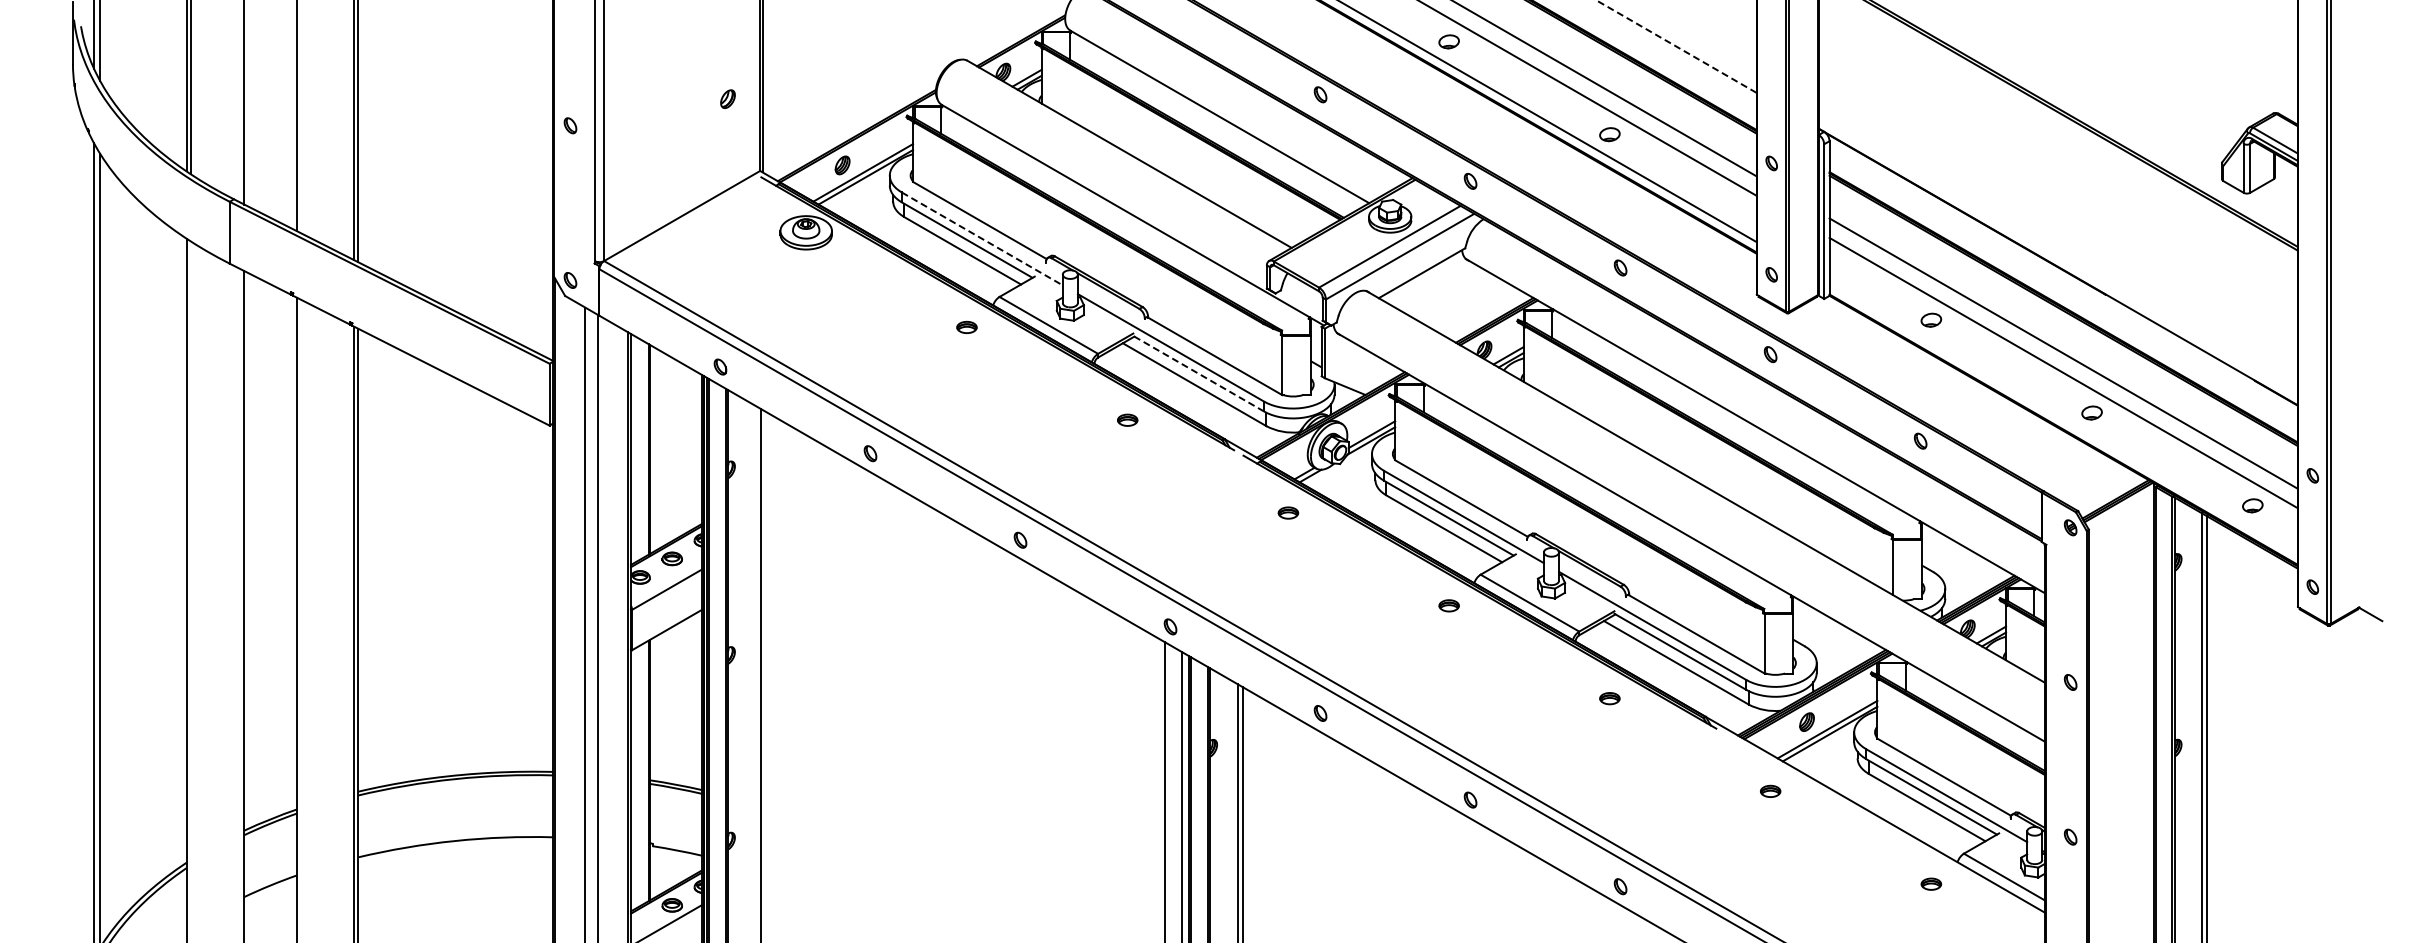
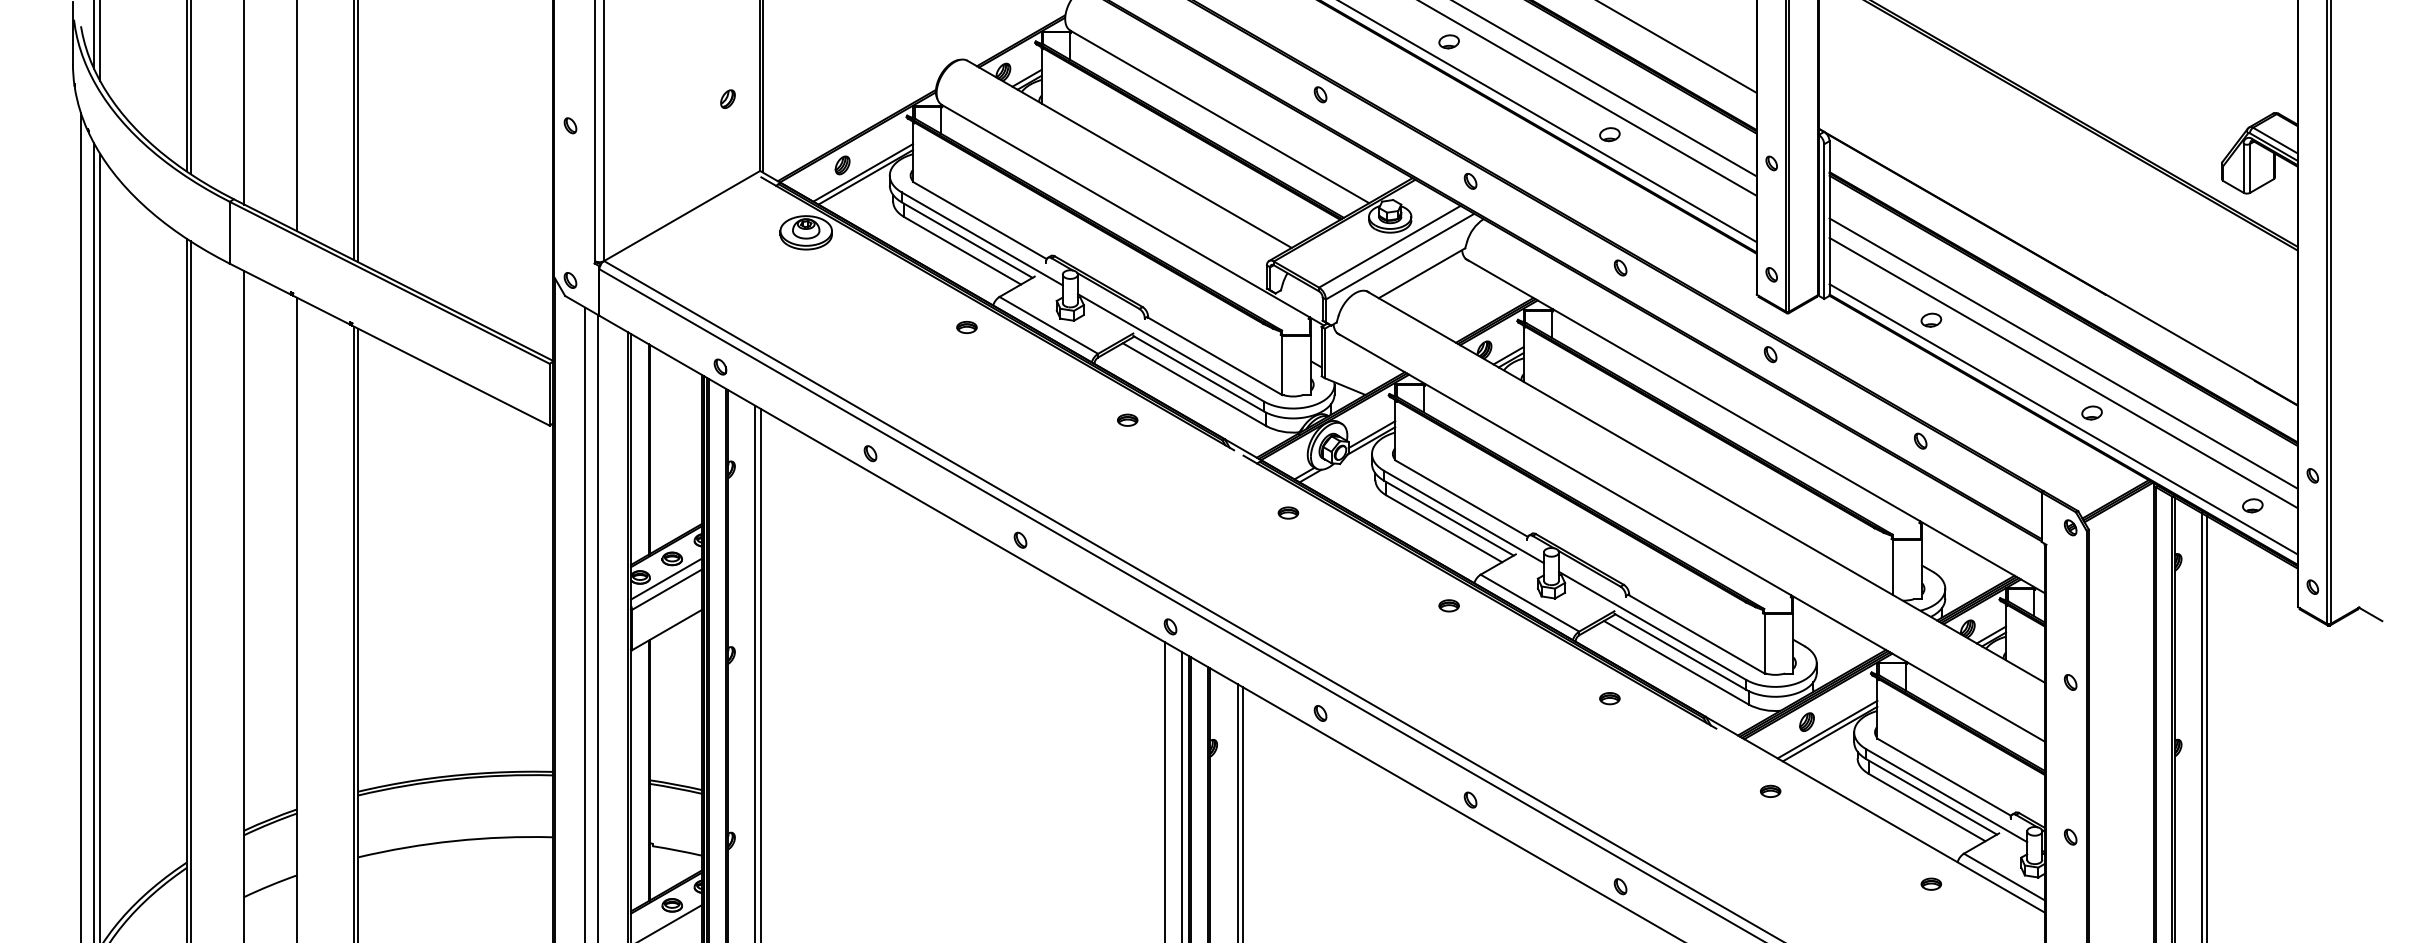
line: dashed -> solid (1676, 46)
line: dashed -> solid (982, 238)
line: dashed -> solid (1198, 373)
line: none -> present (2063, 419)
line: none -> present (80, 526)
line: none -> present (666, 578)
line: none -> present (190, 590)
line: none -> present (755, 672)
